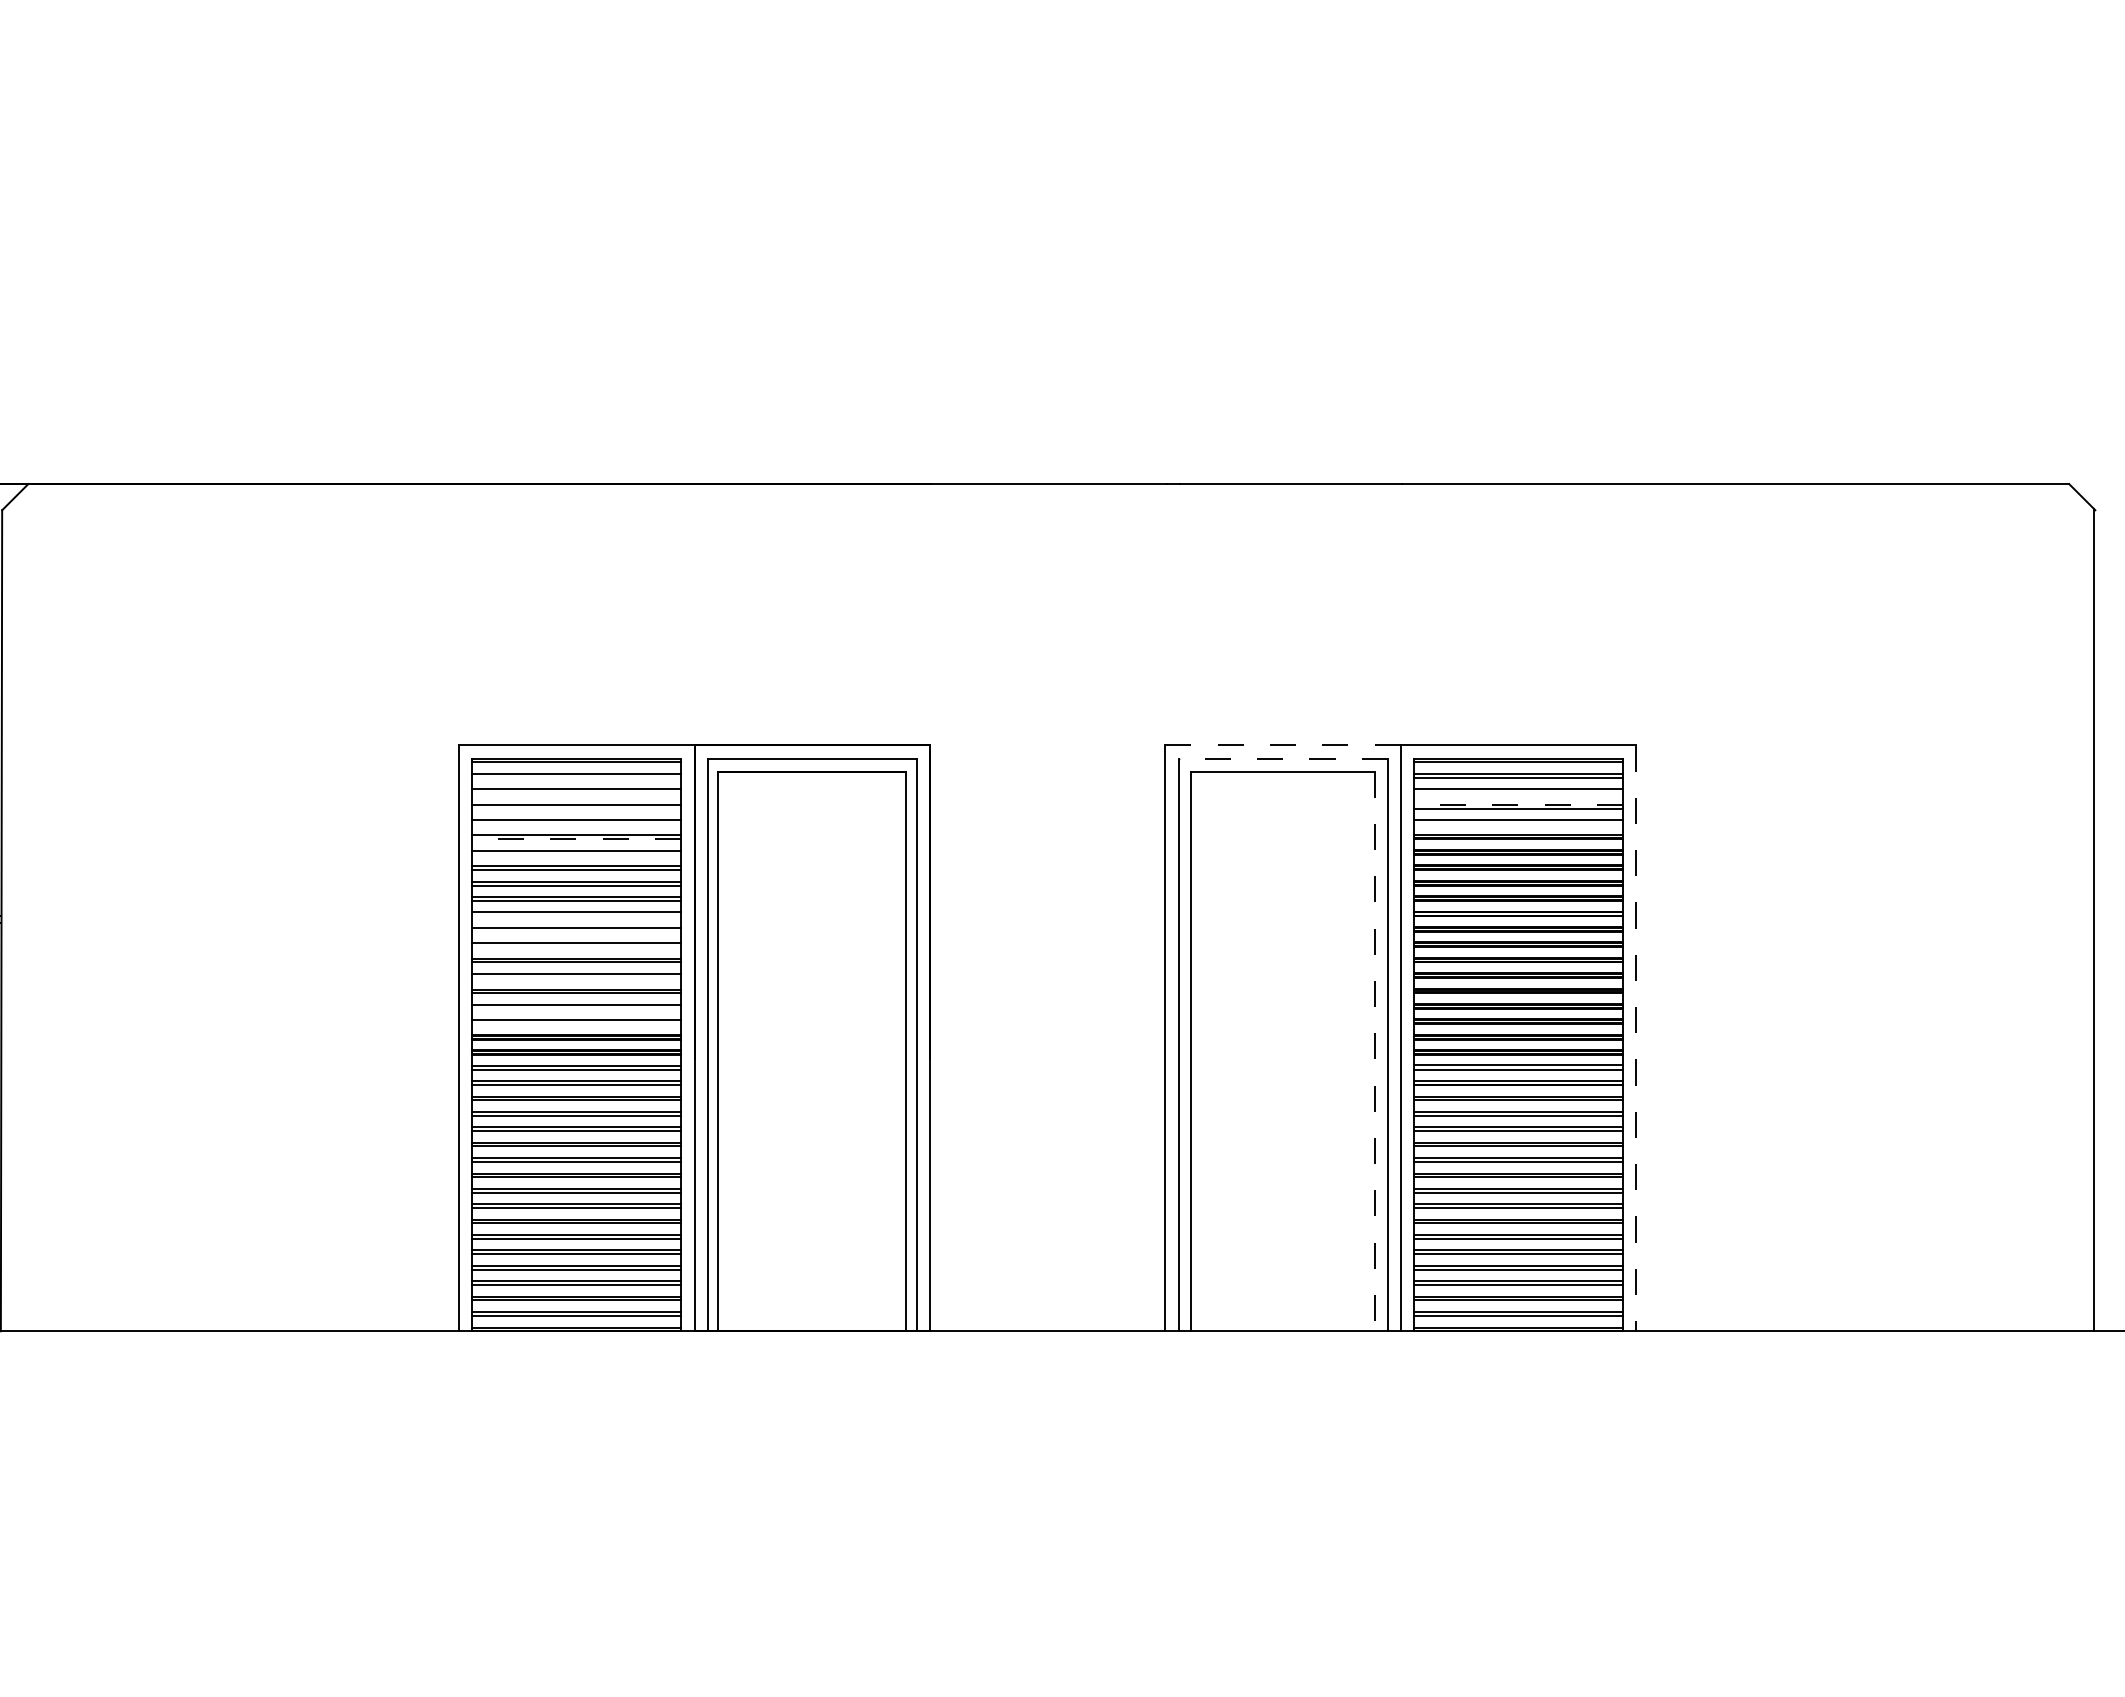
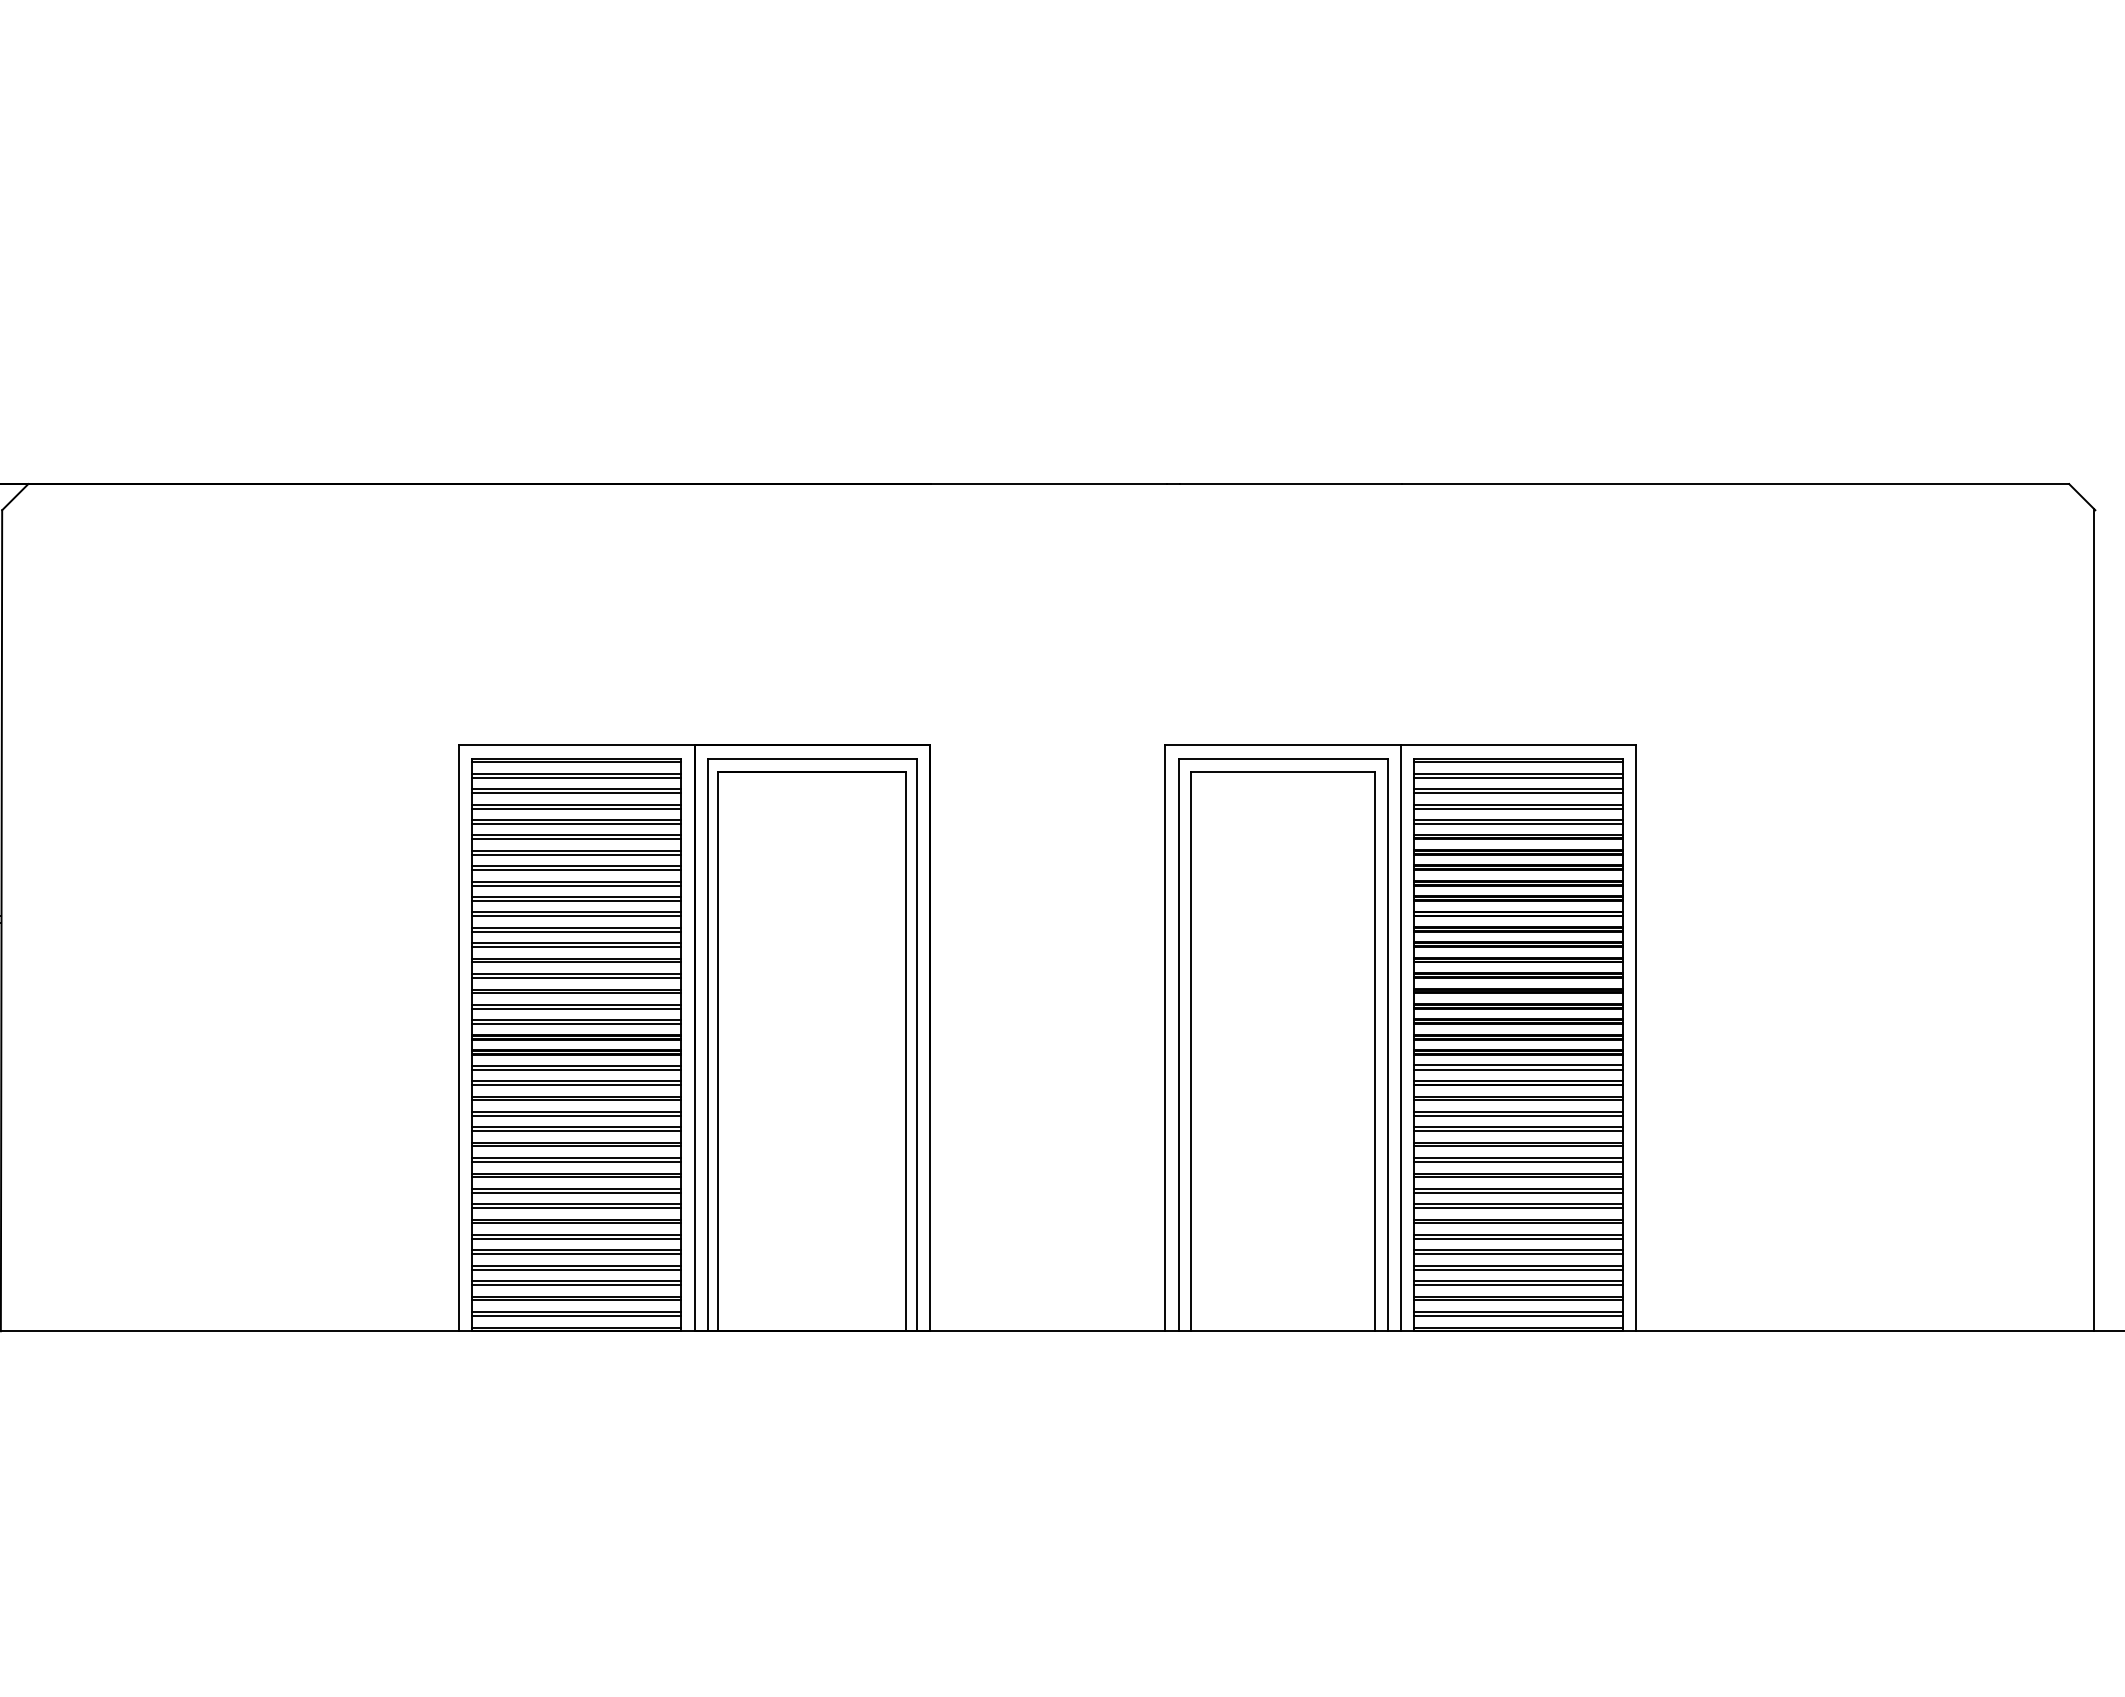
line: dashed -> solid (1282, 745)
line: dashed -> solid (1283, 758)
line: none -> present (576, 777)
line: none -> present (576, 793)
line: none -> present (1518, 793)
line: dashed -> solid (1518, 804)
line: none -> present (576, 808)
line: none -> present (576, 823)
line: none -> present (1518, 823)
line: dashed -> solid (576, 839)
line: none -> present (576, 854)
line: none -> present (576, 916)
line: none -> present (576, 931)
line: none -> present (576, 947)
line: none -> present (576, 978)
line: none -> present (576, 1008)
line: none -> present (576, 1024)
line: dashed -> solid (1636, 1038)
line: dashed -> solid (1374, 1051)
